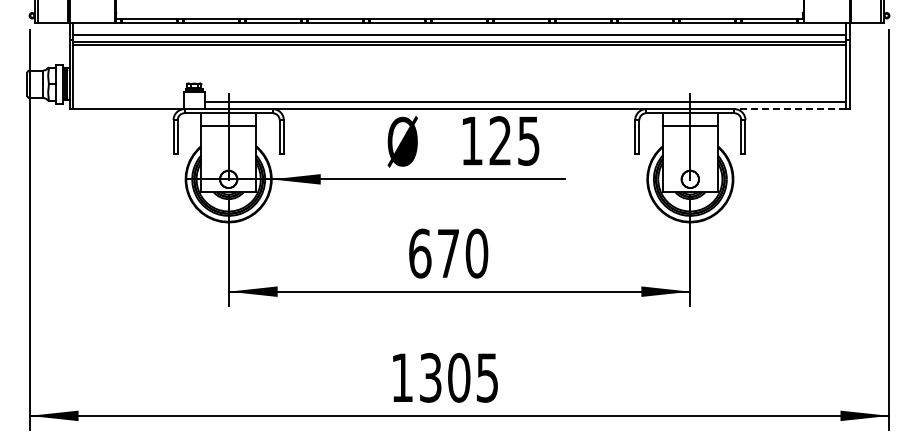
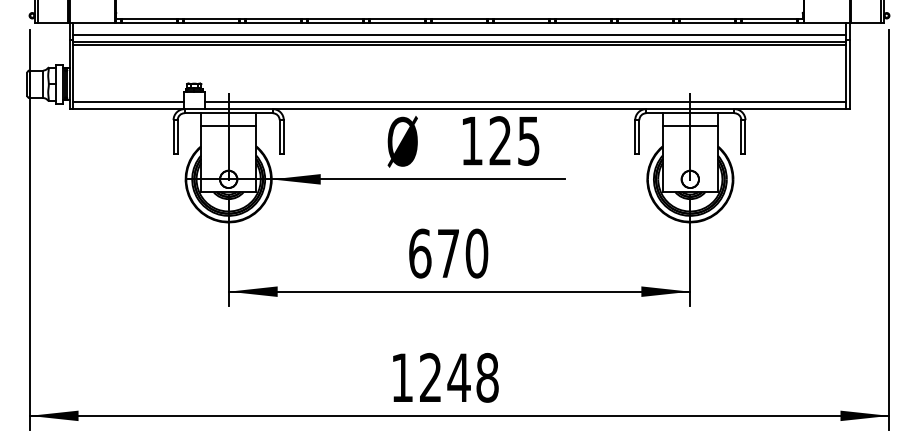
line: none -> present (127, 102)
line: dashed -> solid (790, 109)
text: 1305 -> 1248 (459, 377)
